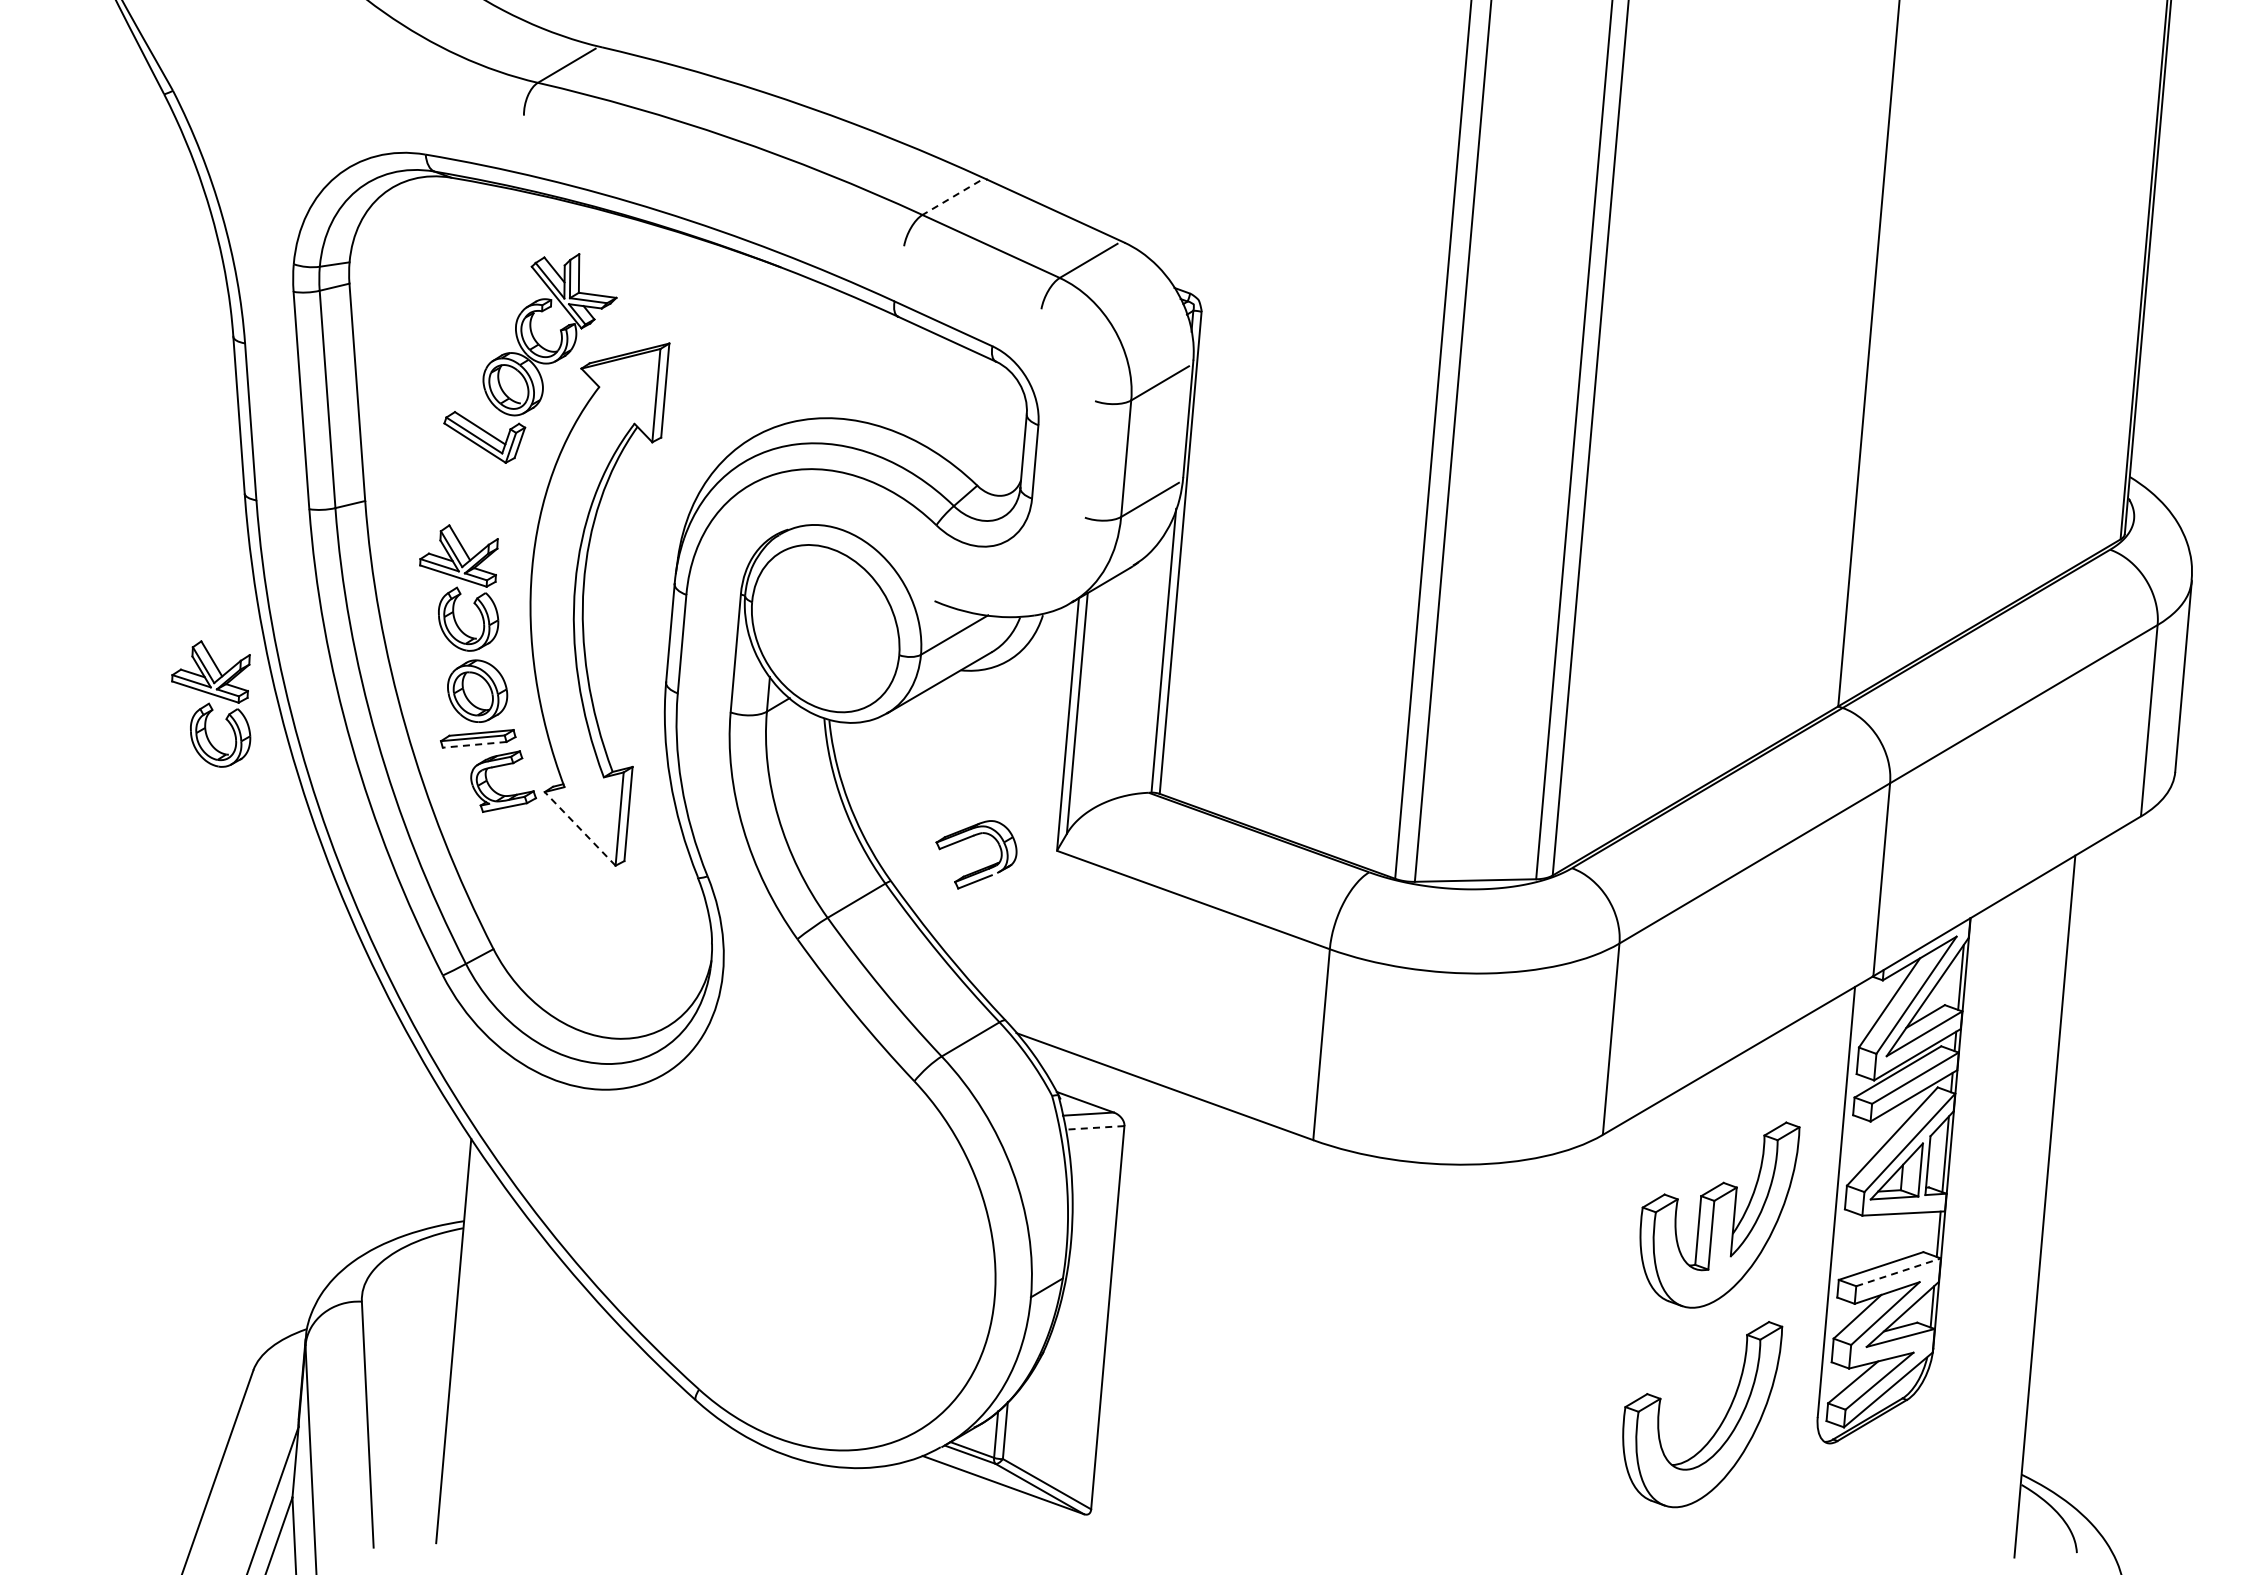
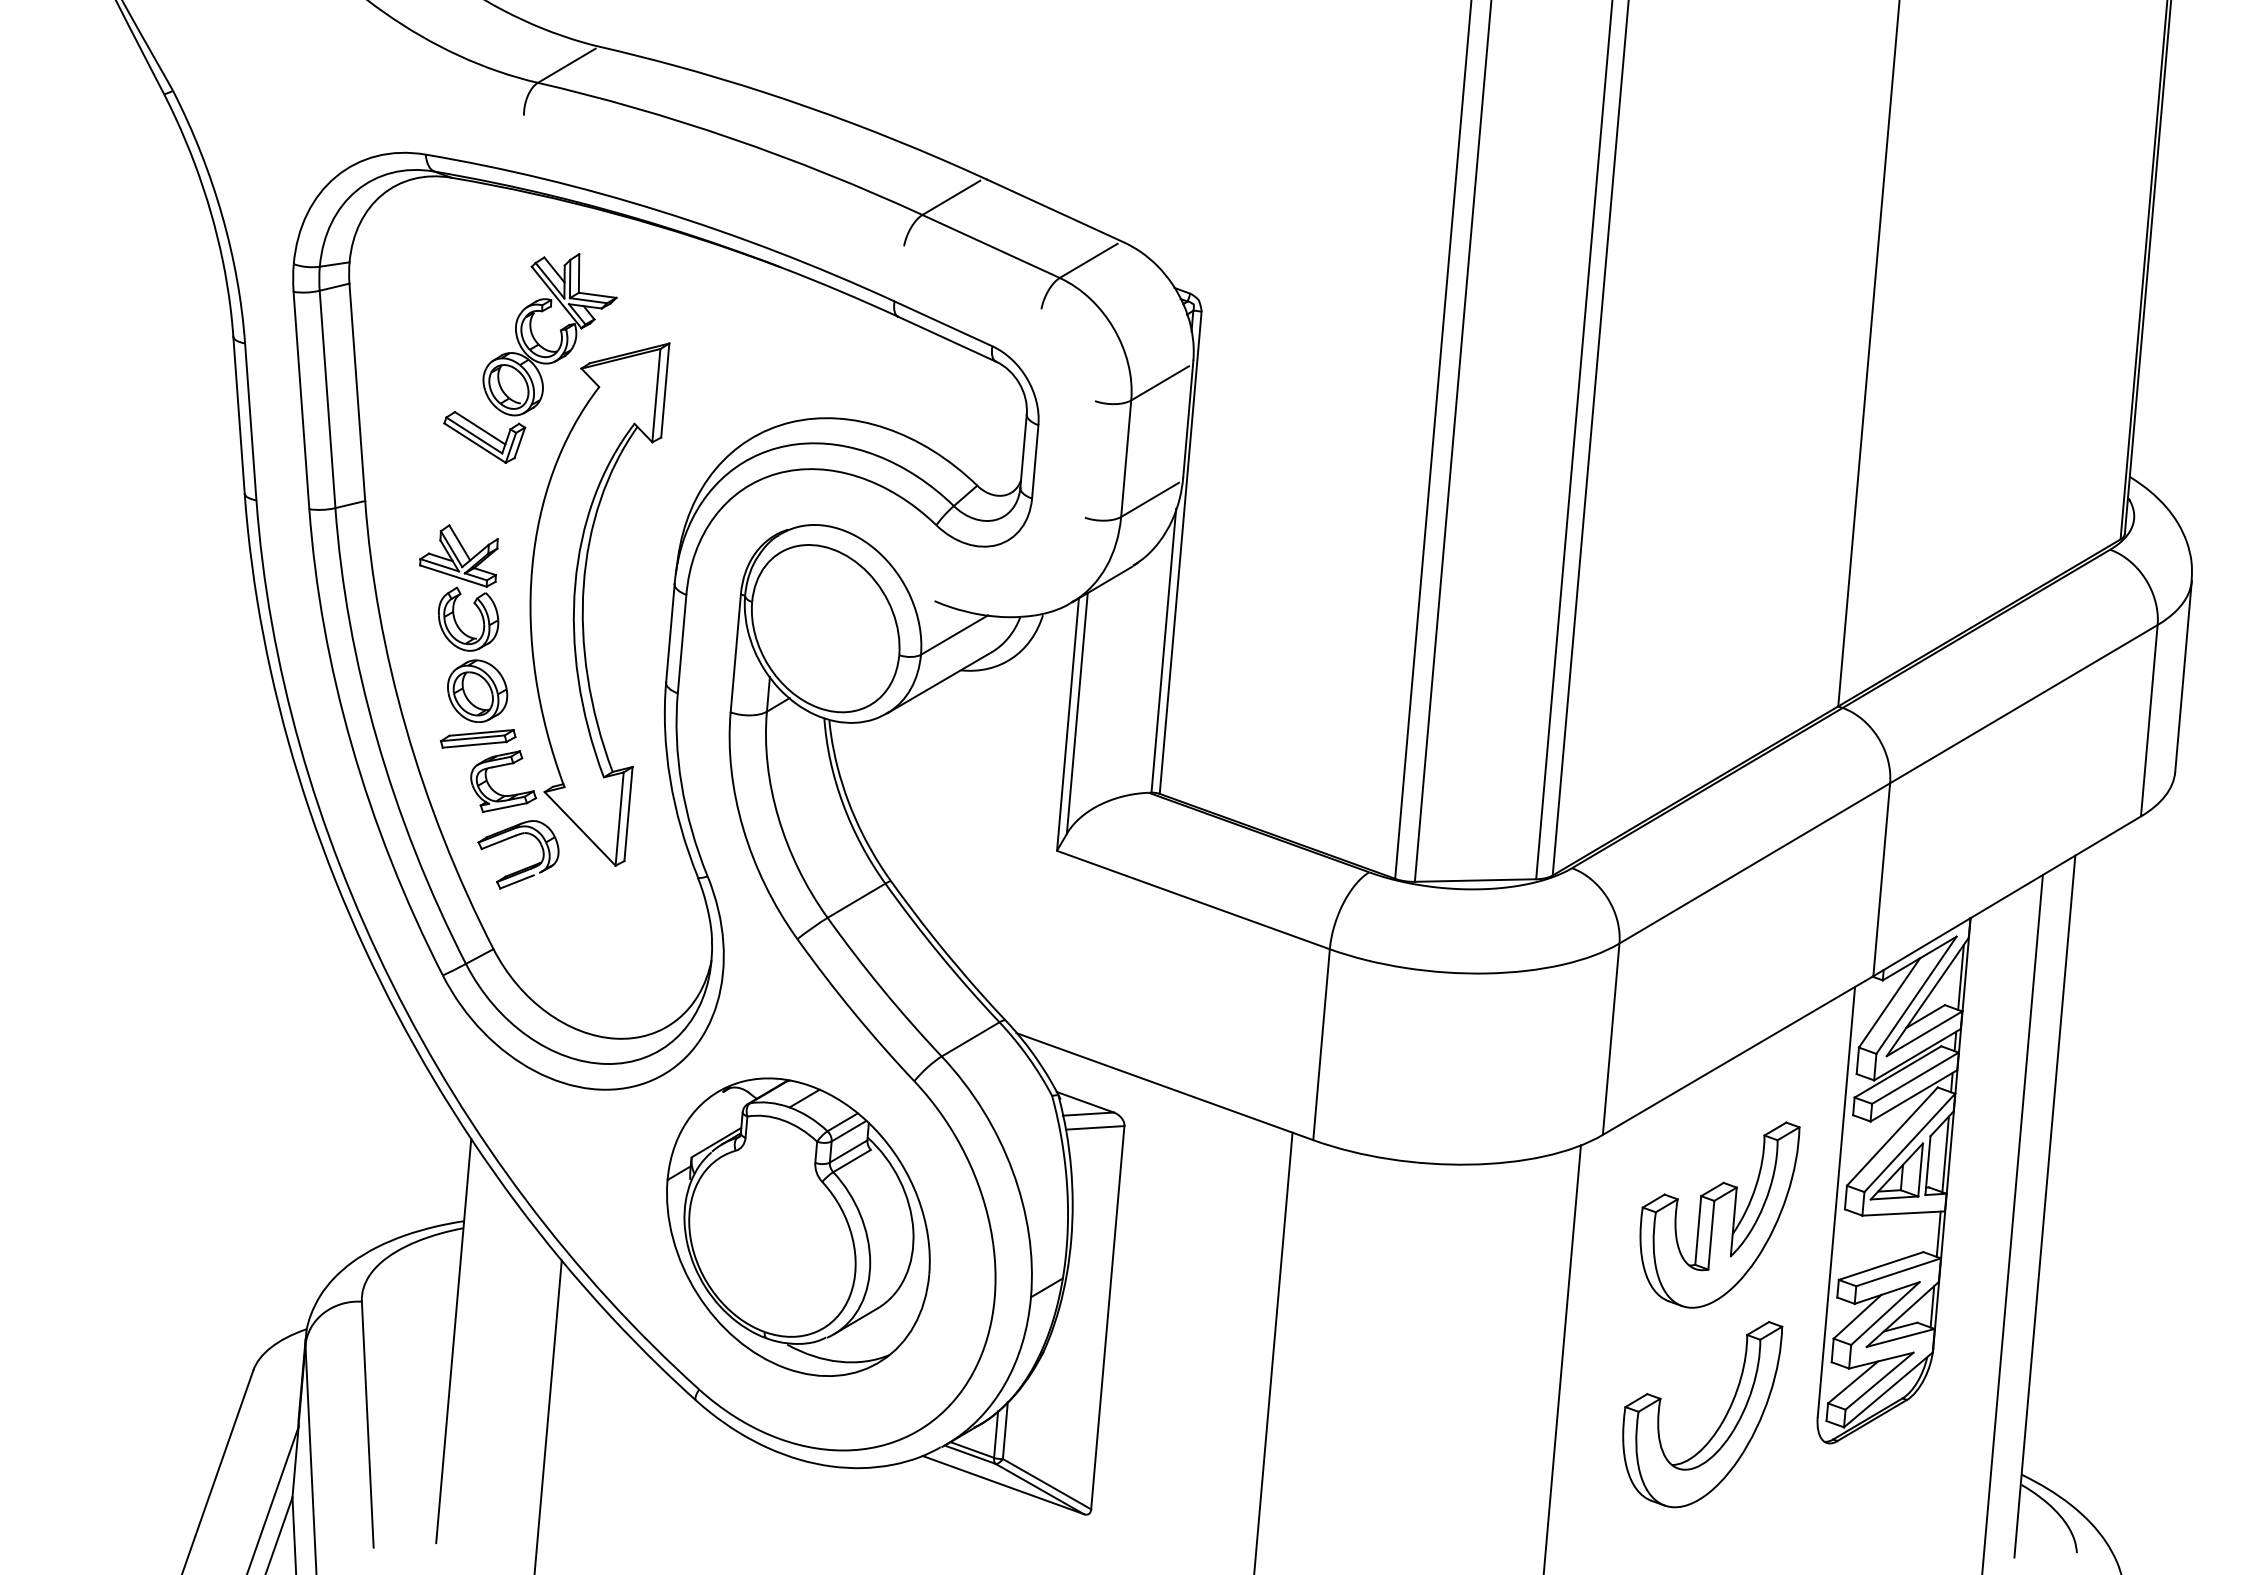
line: dashed -> solid (951, 197)
part: present -> none (211, 703)
line: dashed -> solid (474, 744)
line: dashed -> solid (579, 828)
part position: (983, 867) -> (525, 867) (525, 867)
line: dashed -> solid (1094, 1127)
line: none -> present (2012, 1223)
part: none -> present (798, 1226)
line: dashed -> solid (1898, 1272)
line: none -> present (1273, 1351)
line: none -> present (1561, 1358)
line: none -> present (547, 1415)
